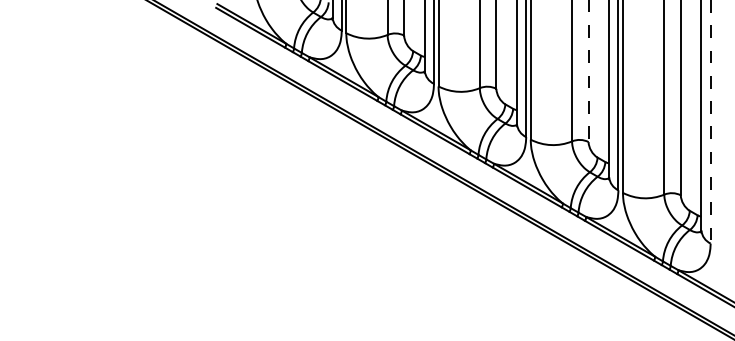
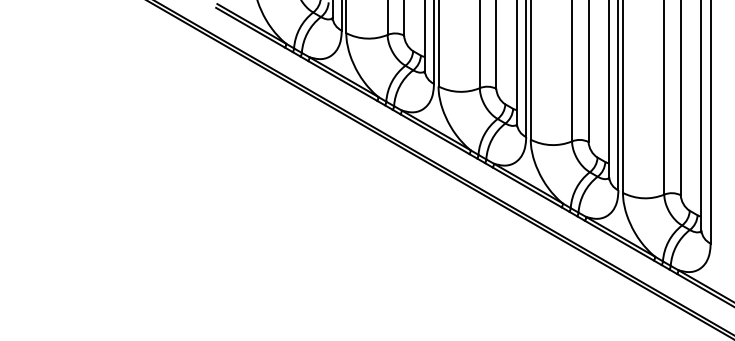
line: dashed -> solid (588, 71)
line: dashed -> solid (710, 122)
